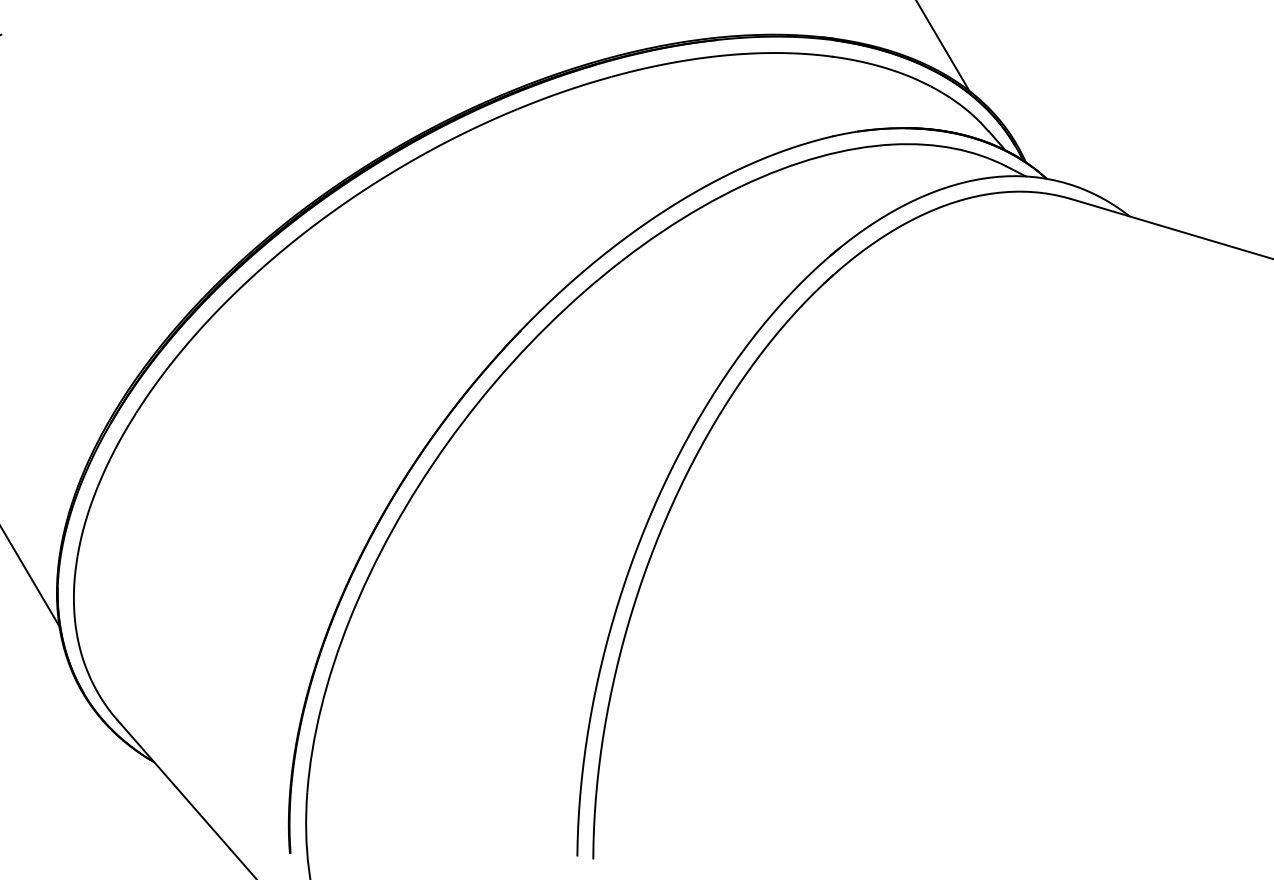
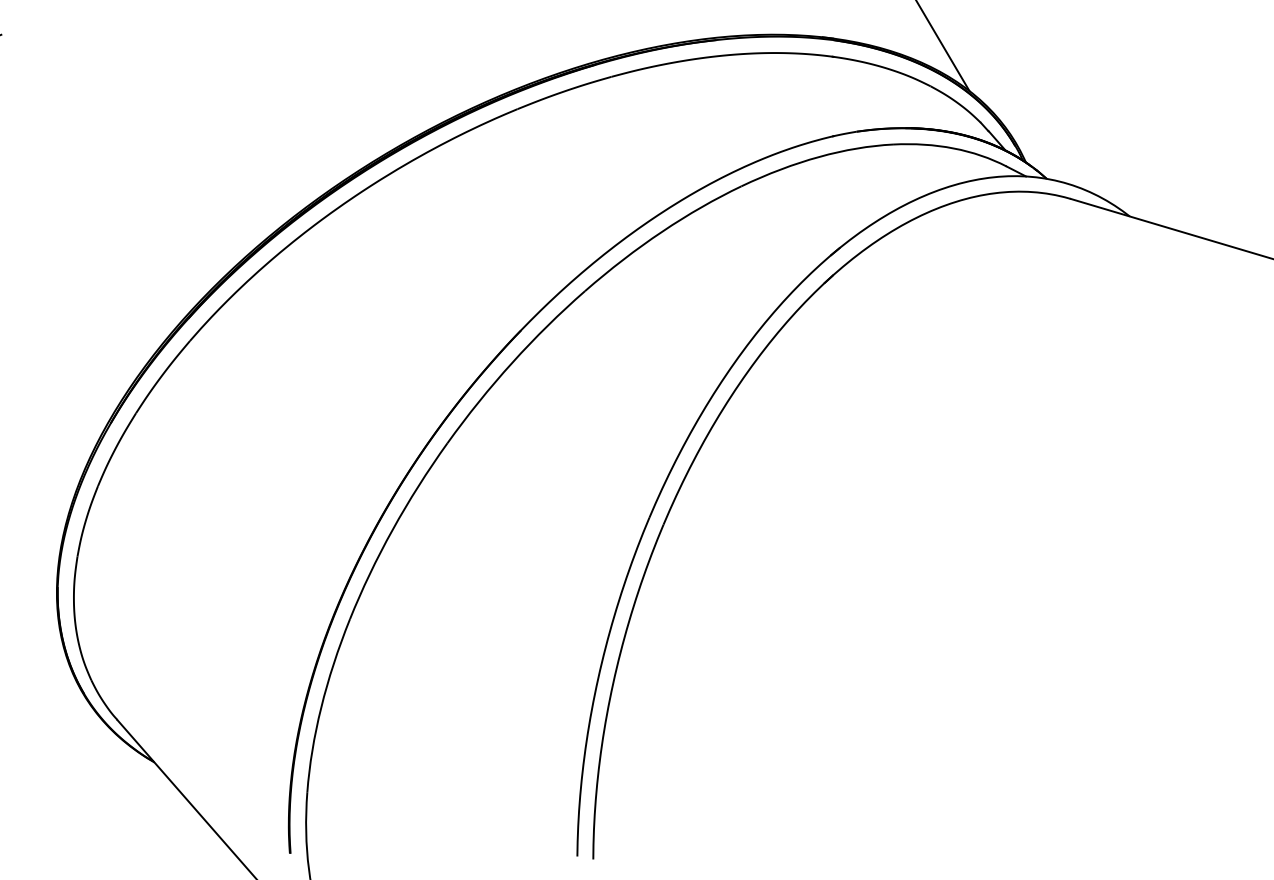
line: present -> none (30, 577)
